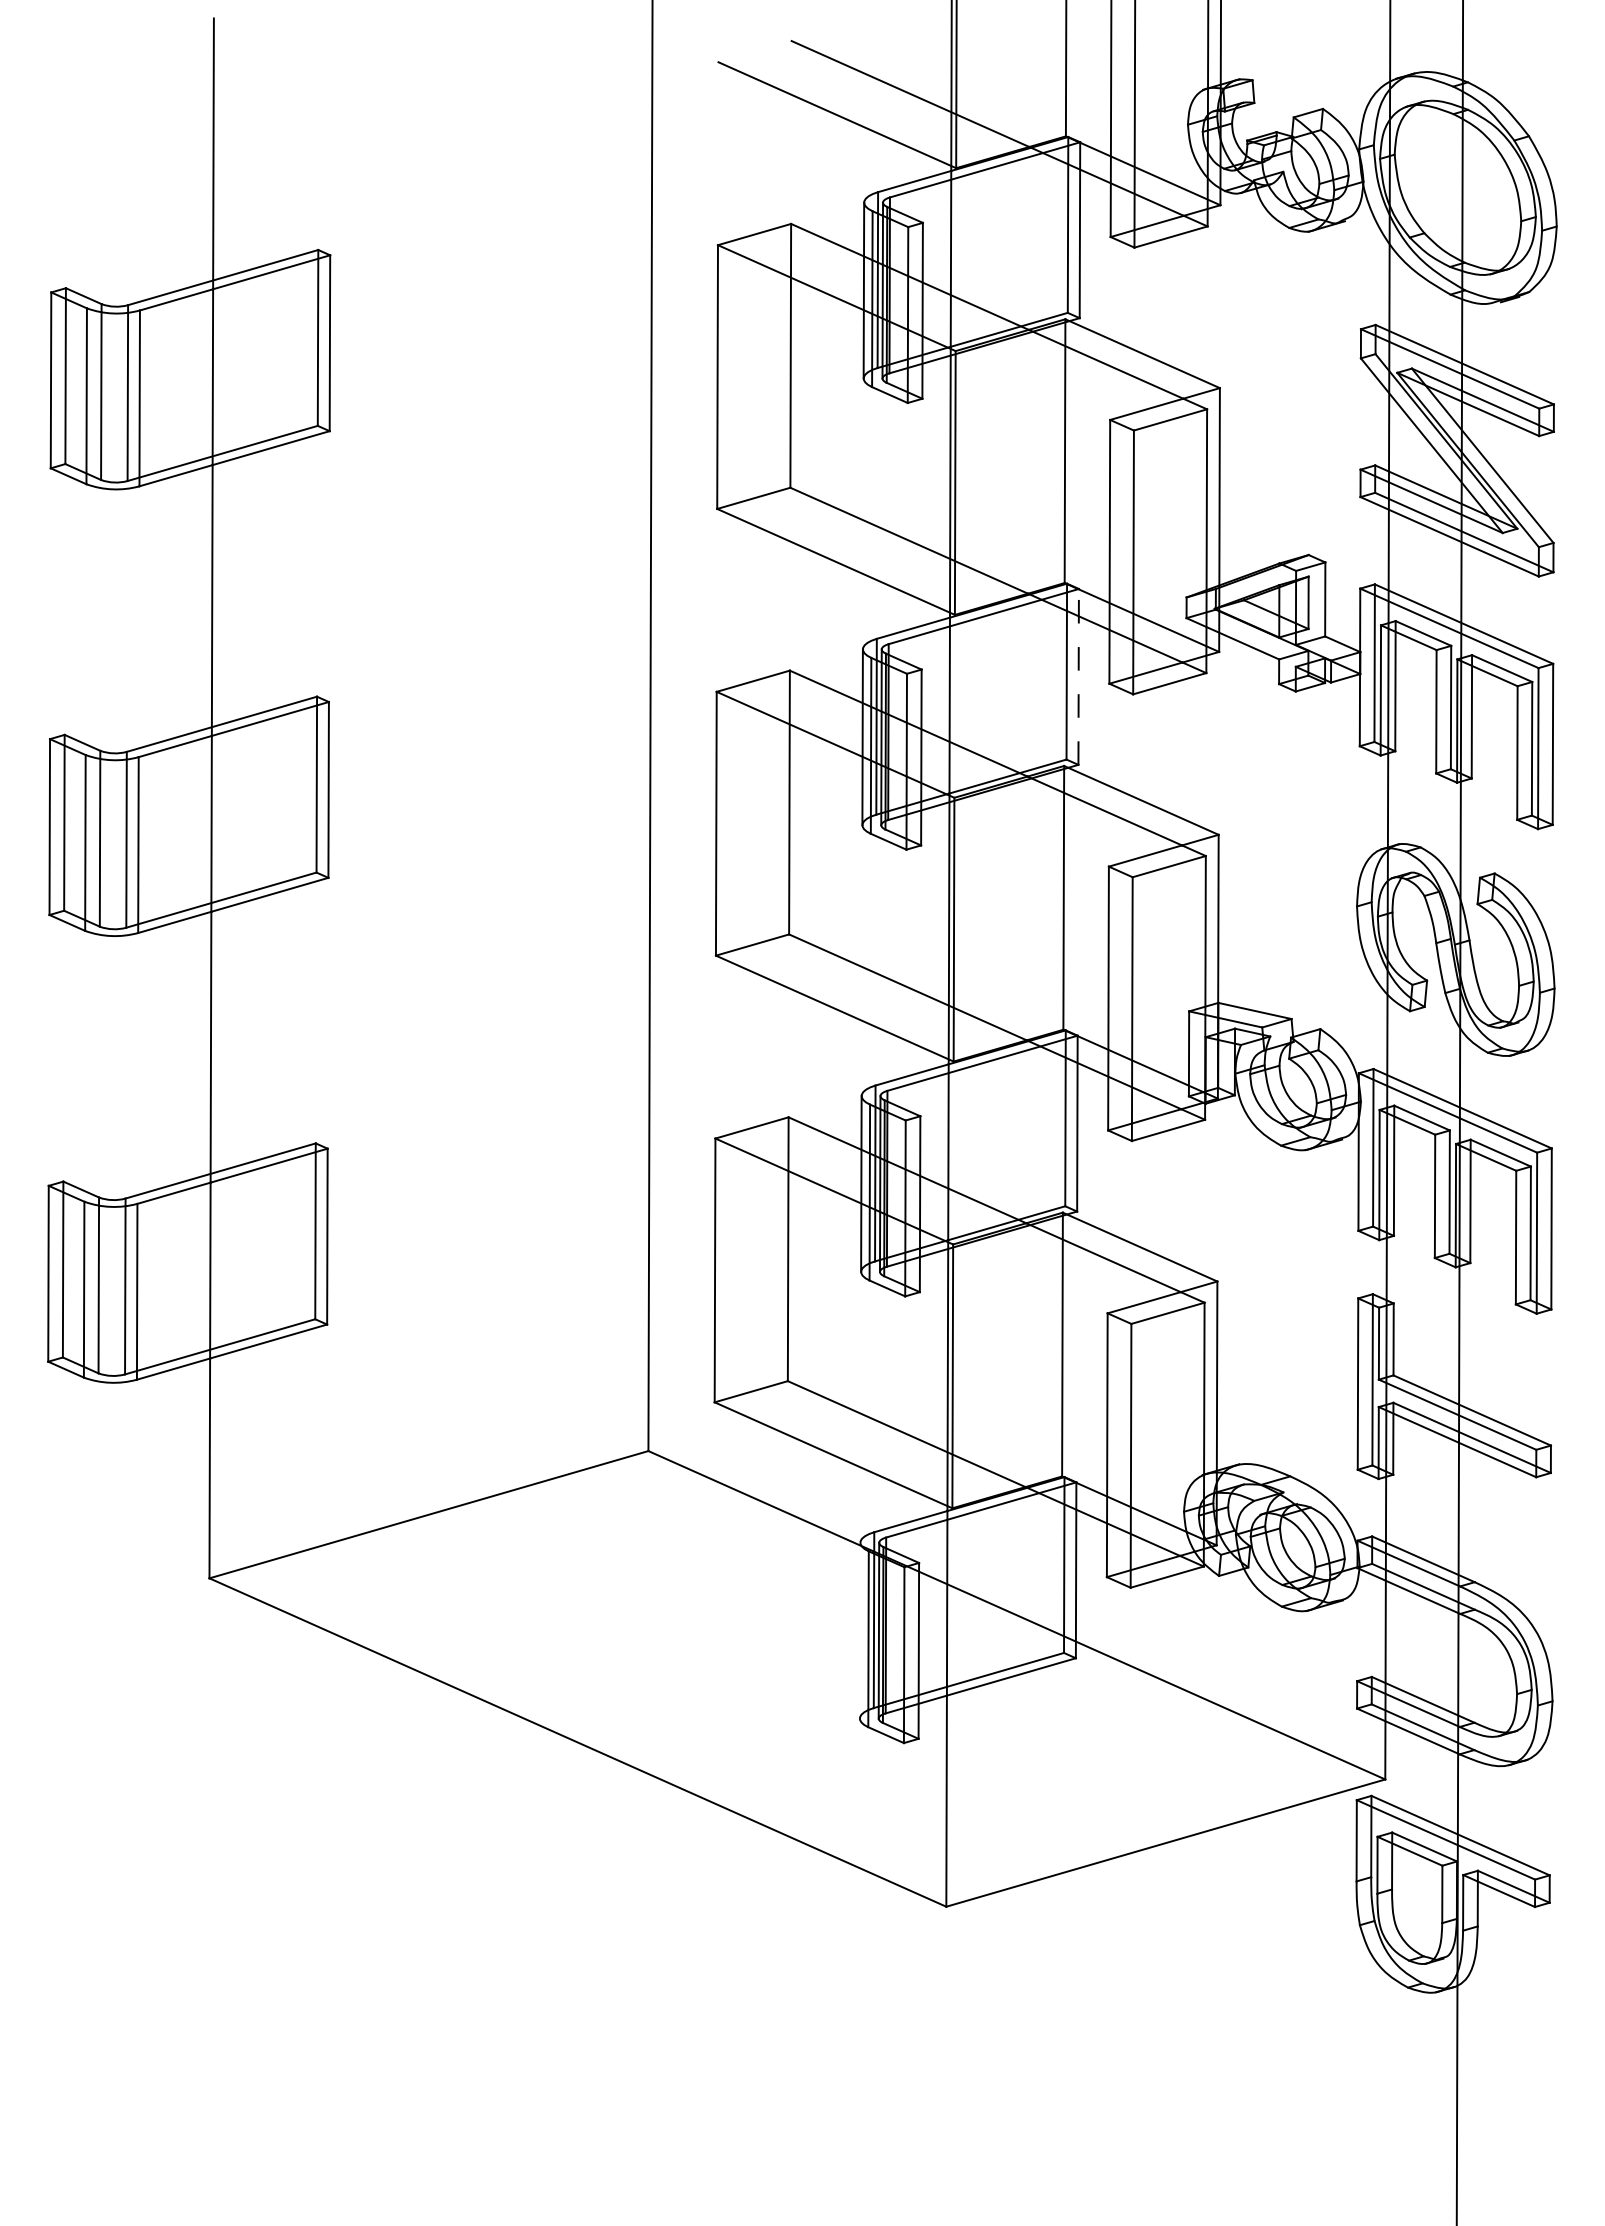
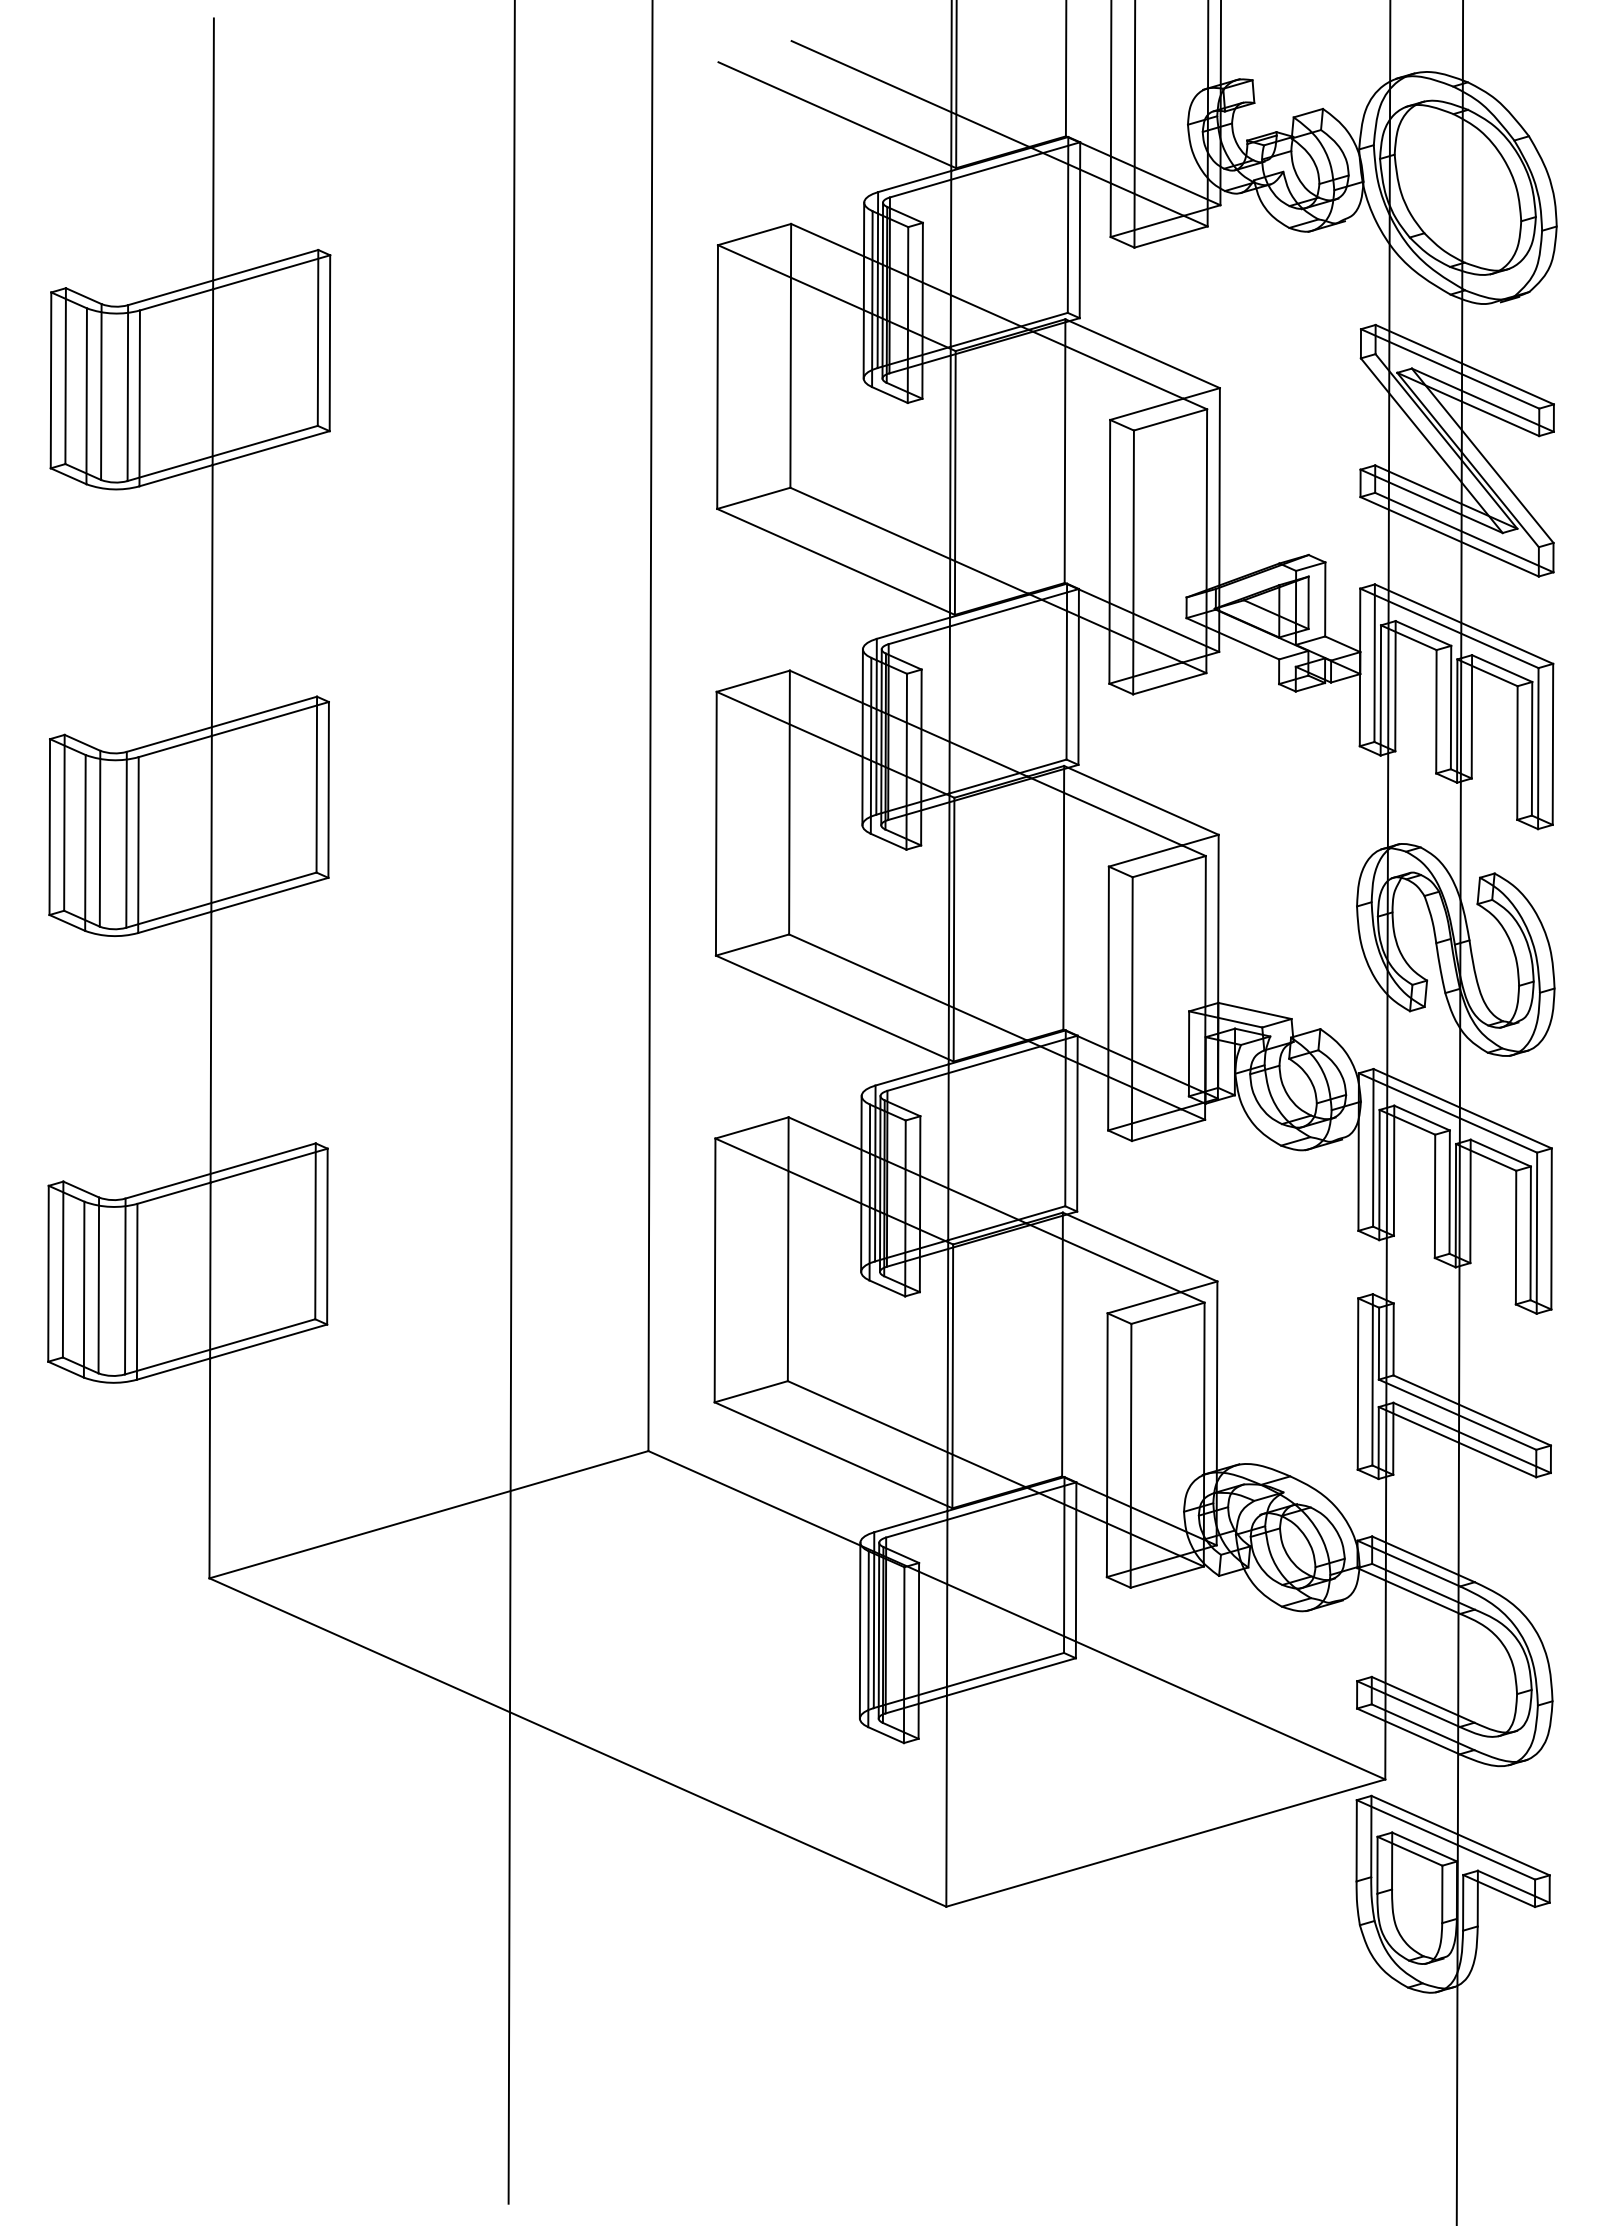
line: dashed -> solid (1078, 676)
line: none -> present (511, 1102)
line: none -> present (859, 1630)
